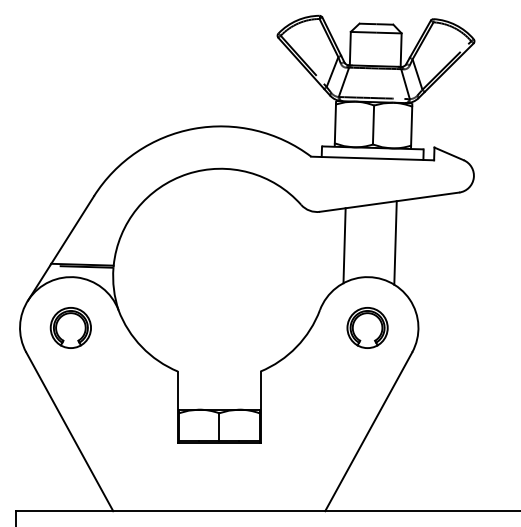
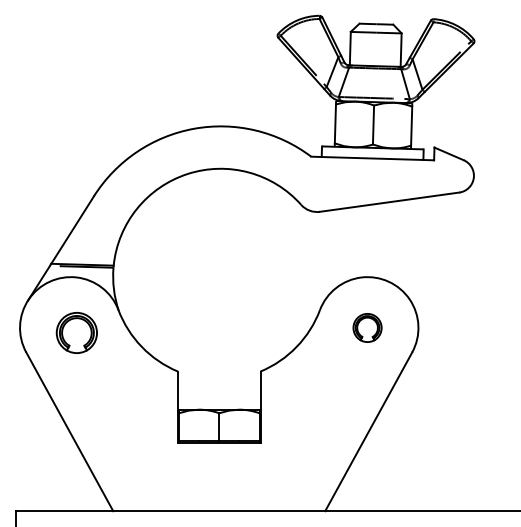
line: present -> none (395, 242)
line: present -> none (344, 245)
part position: (70, 327) -> (76, 332) (76, 332)
part size: 43x42 px -> 31x30 px (367, 327)
